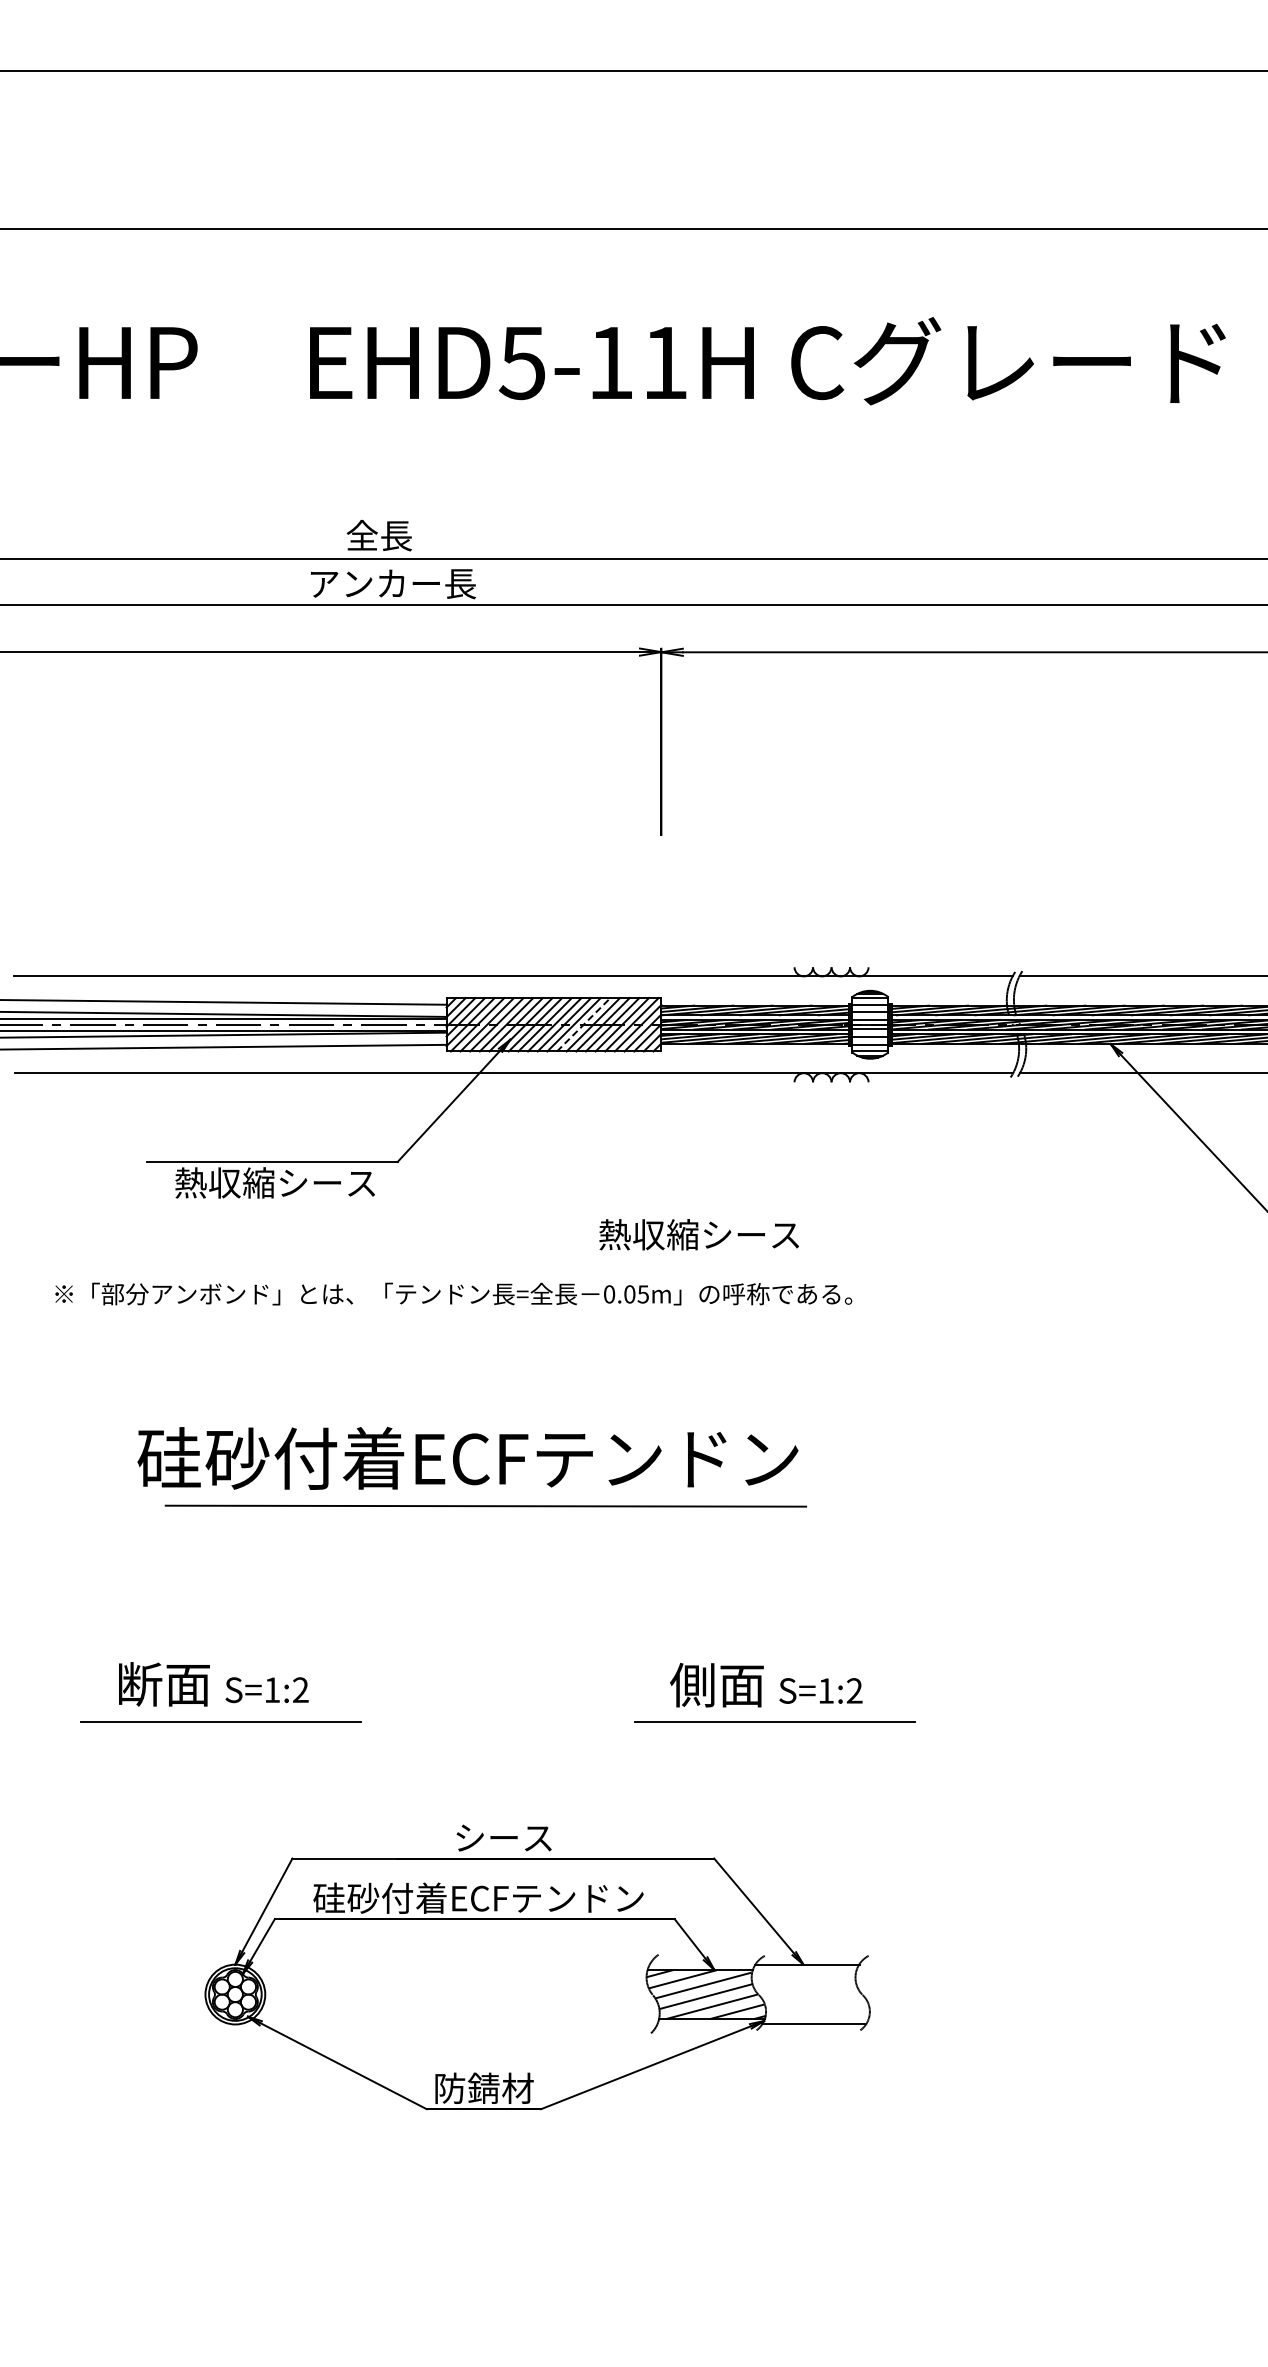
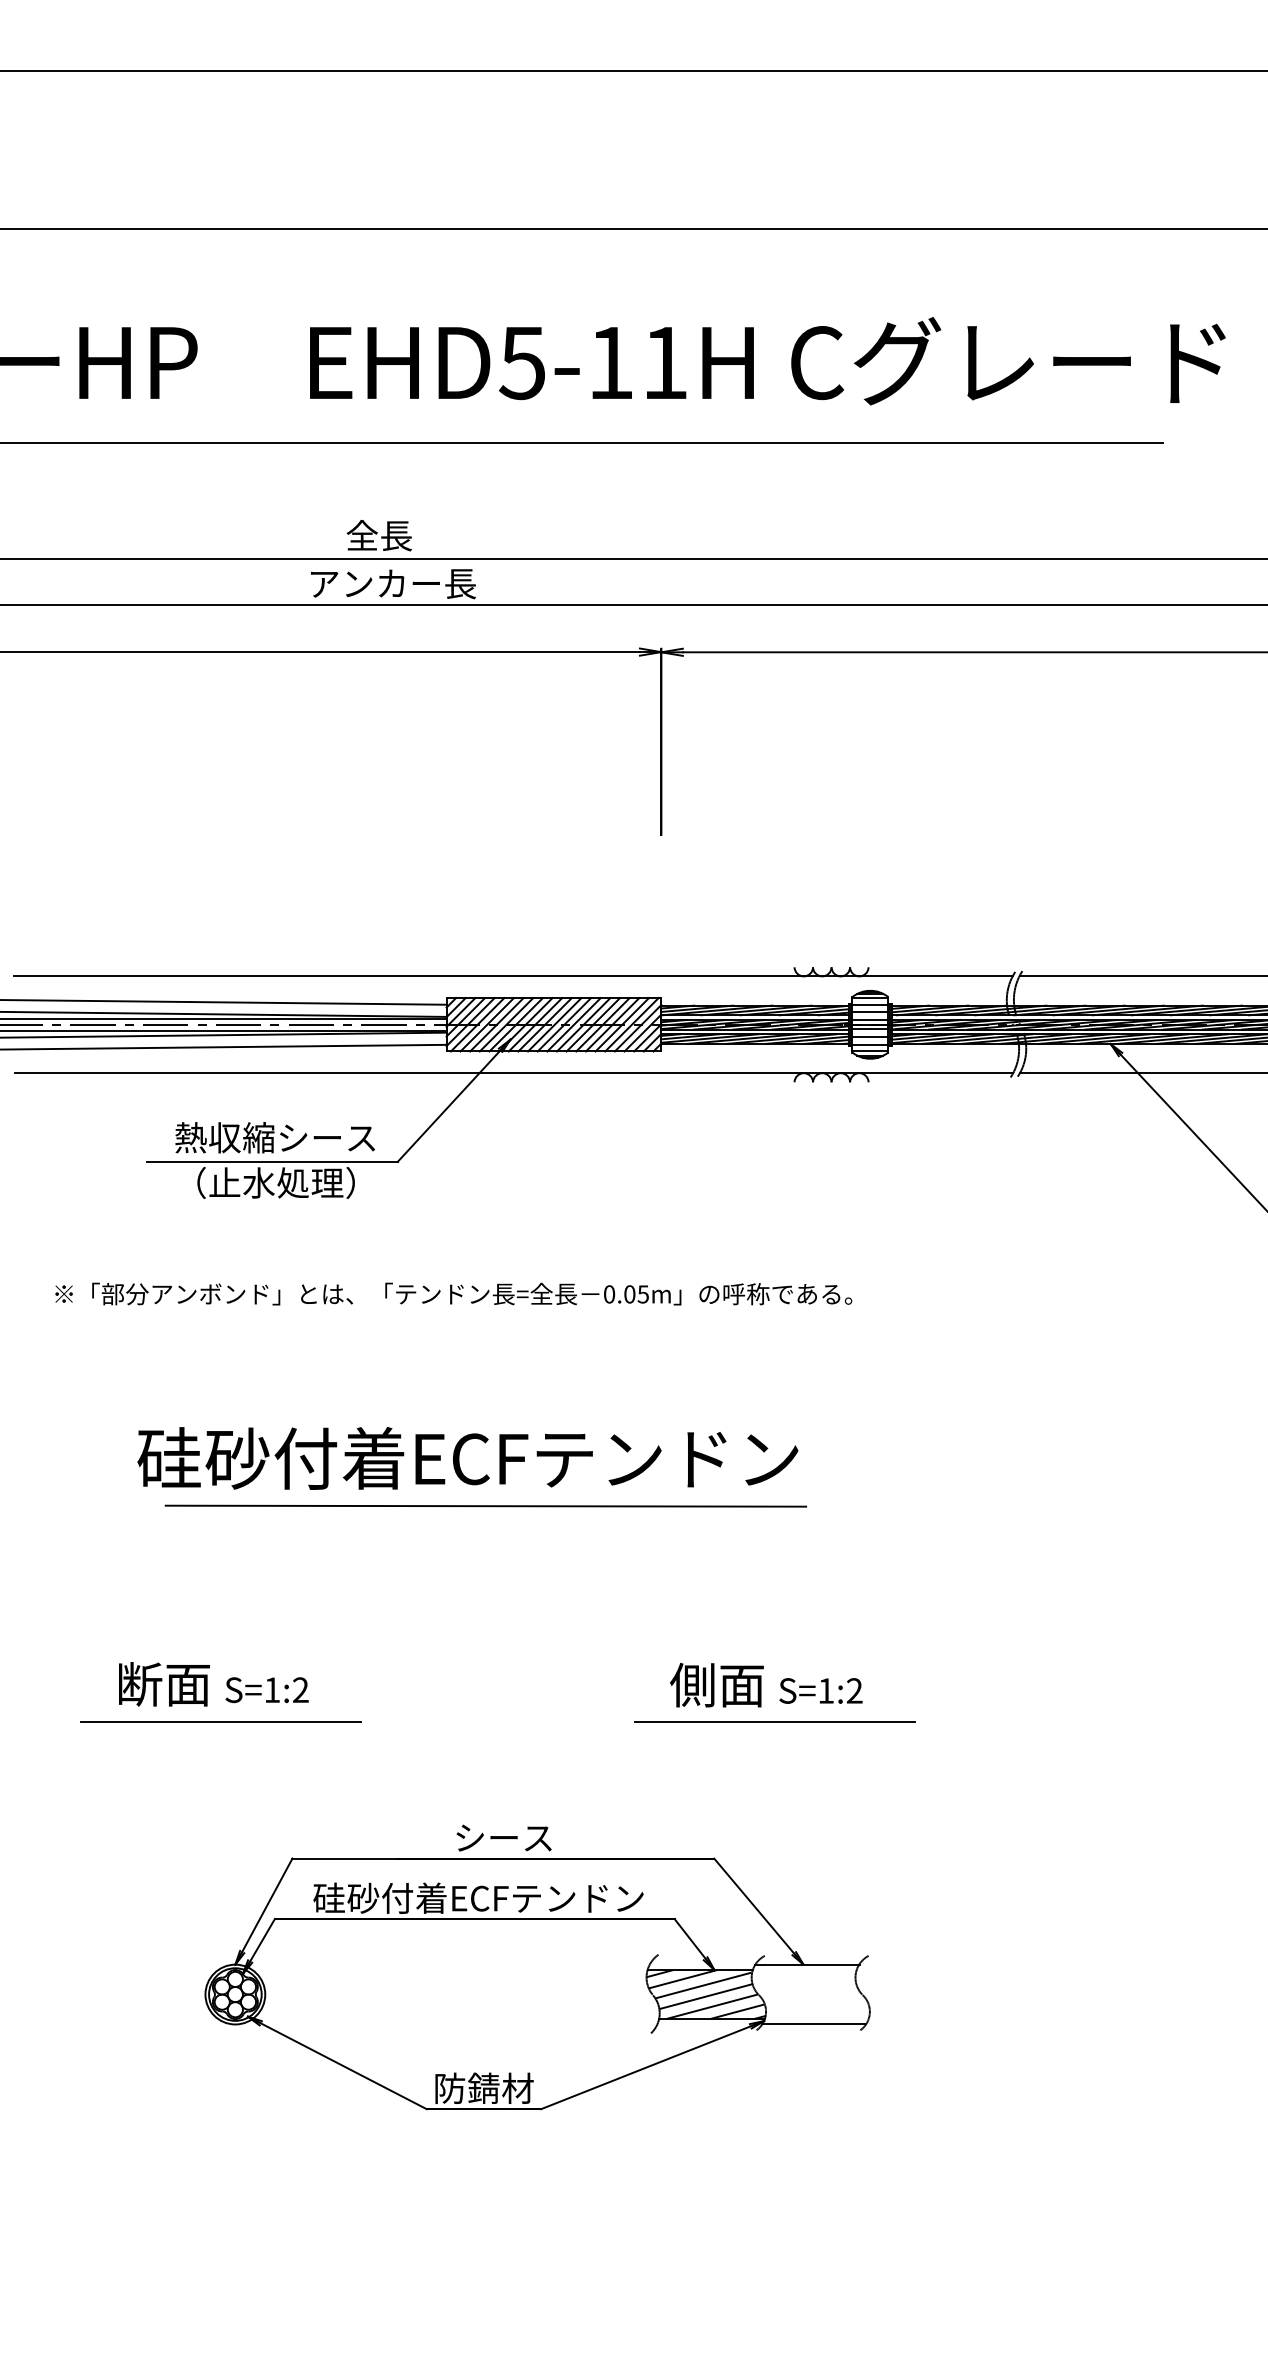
line: none -> present (582, 443)
line: dashed -> solid (583, 1024)
text: 熱収縮シース -> （止水処理） (274, 1182)
text position: (698, 1234) -> (274, 1137) (274, 1137)
